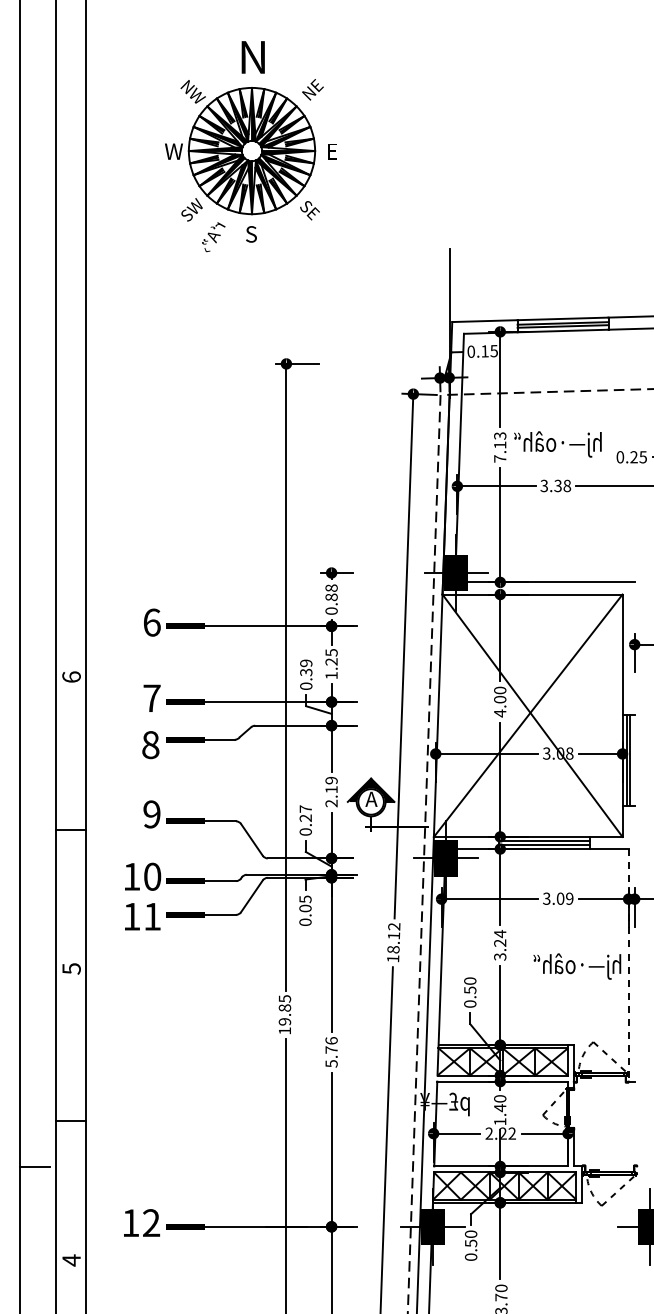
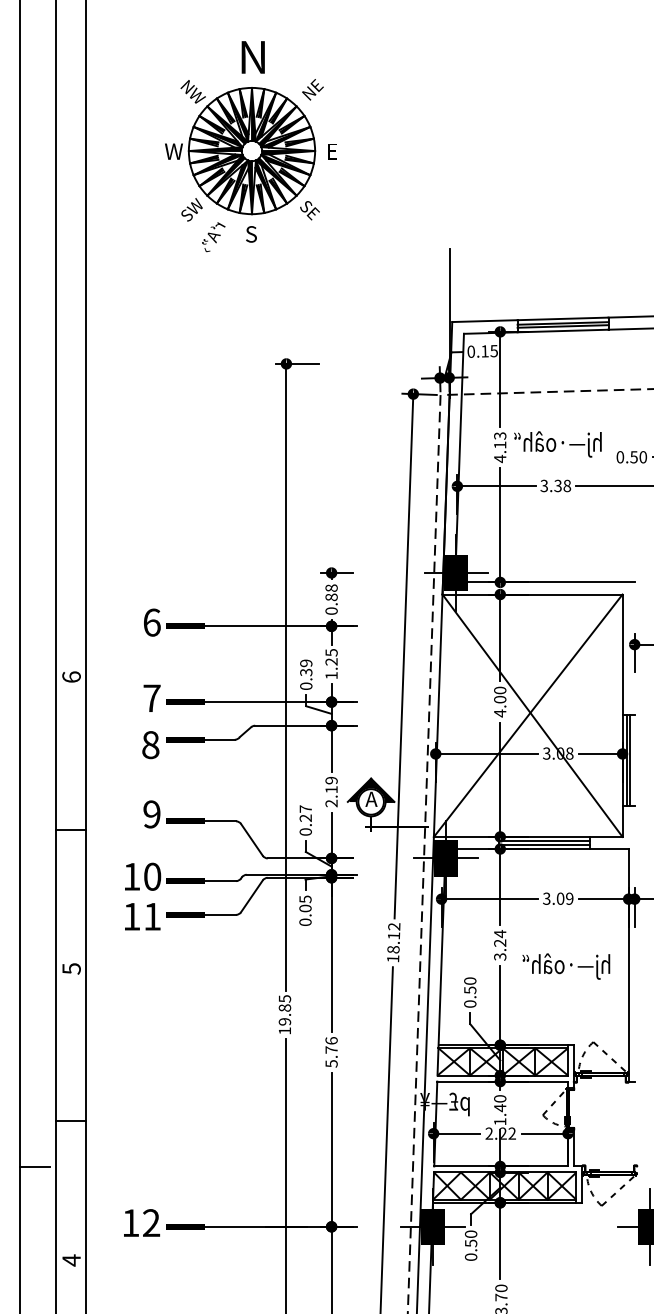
text: 0.25 -> 0.50 (638, 457)
text: 7.13 -> 4.13 (500, 458)
line: dashed -> solid (628, 965)
text position: (577, 966) -> (566, 966) (566, 966)
